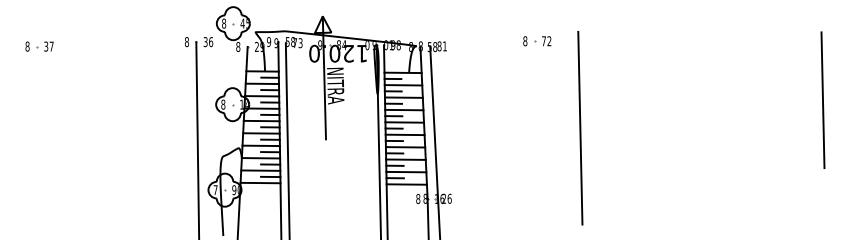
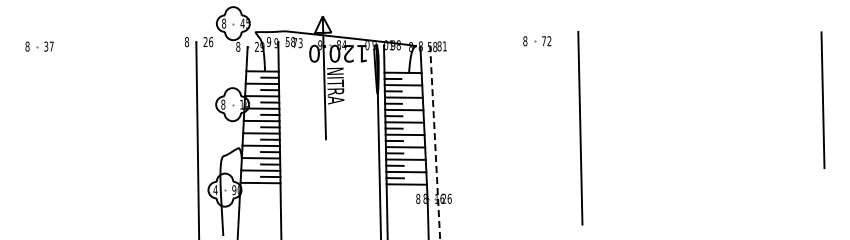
text: 36 -> 26 (205, 42)
line: present -> none (287, 139)
line: solid -> dashed (435, 142)
text: 7 -> 4 (215, 190)
